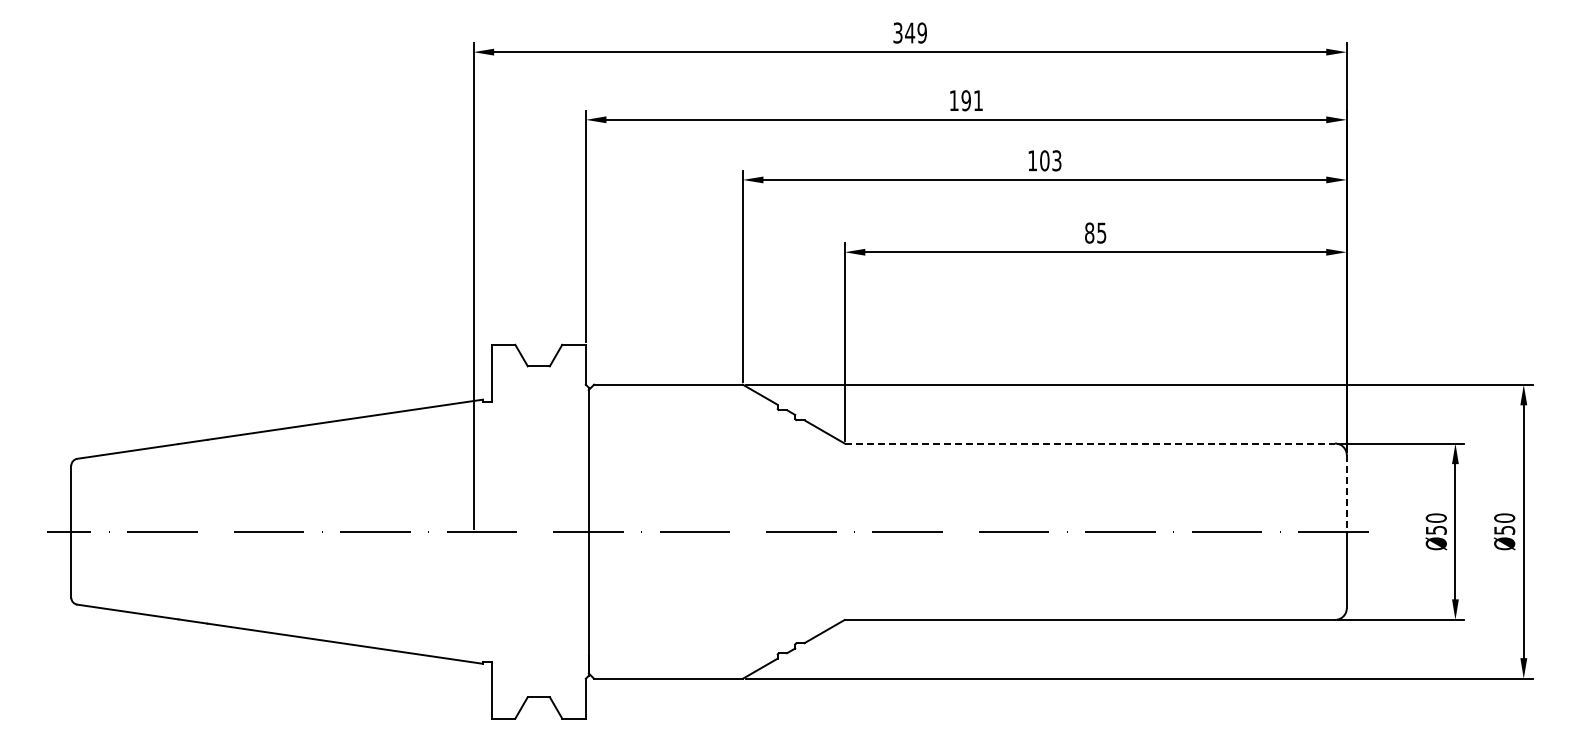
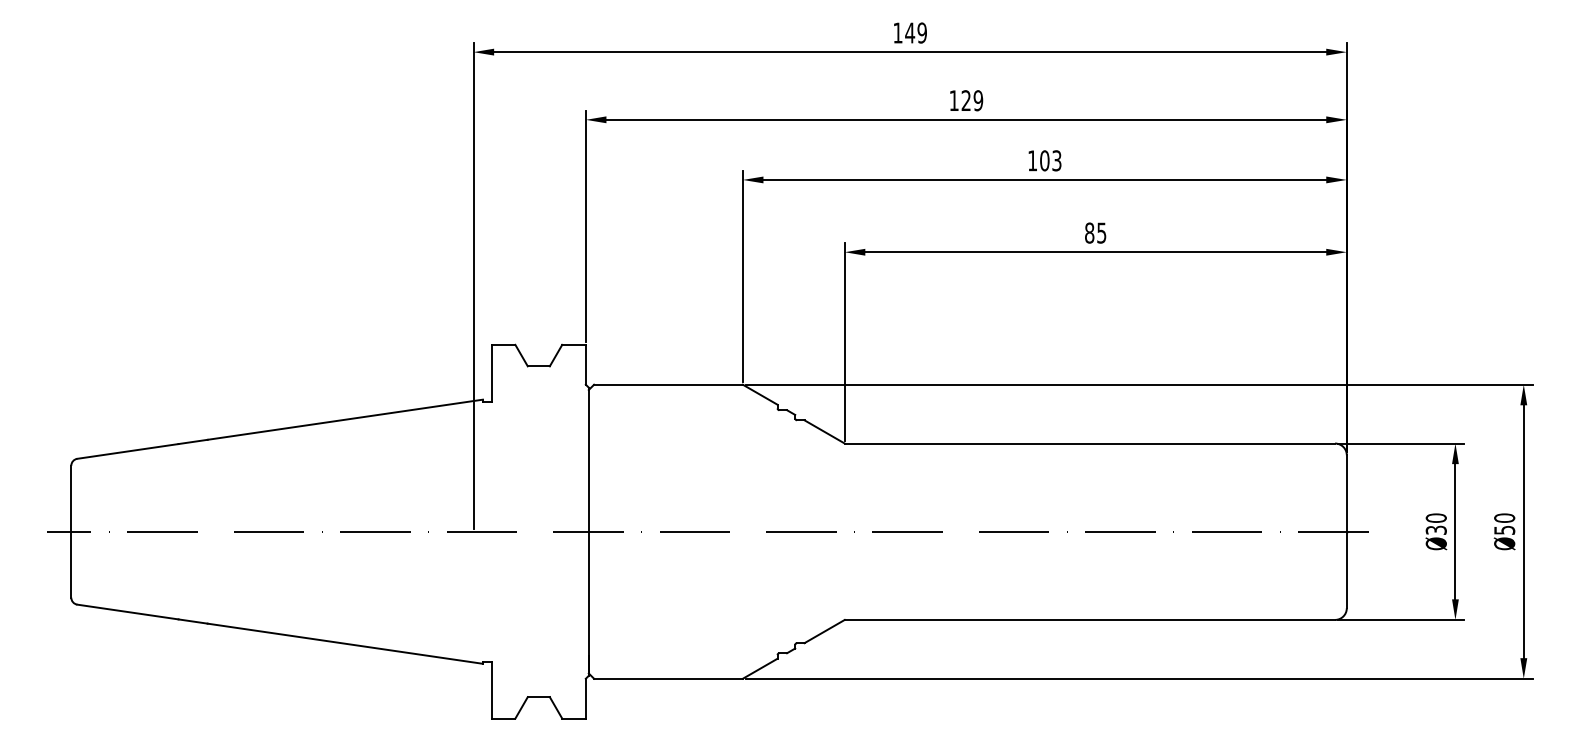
text: 349 -> 149 (897, 32)
text: 191 -> 129 (972, 100)
line: dashed -> solid (1090, 443)
line: dashed -> solid (1346, 494)
text: Ø50 -> Ø30 (1435, 529)
